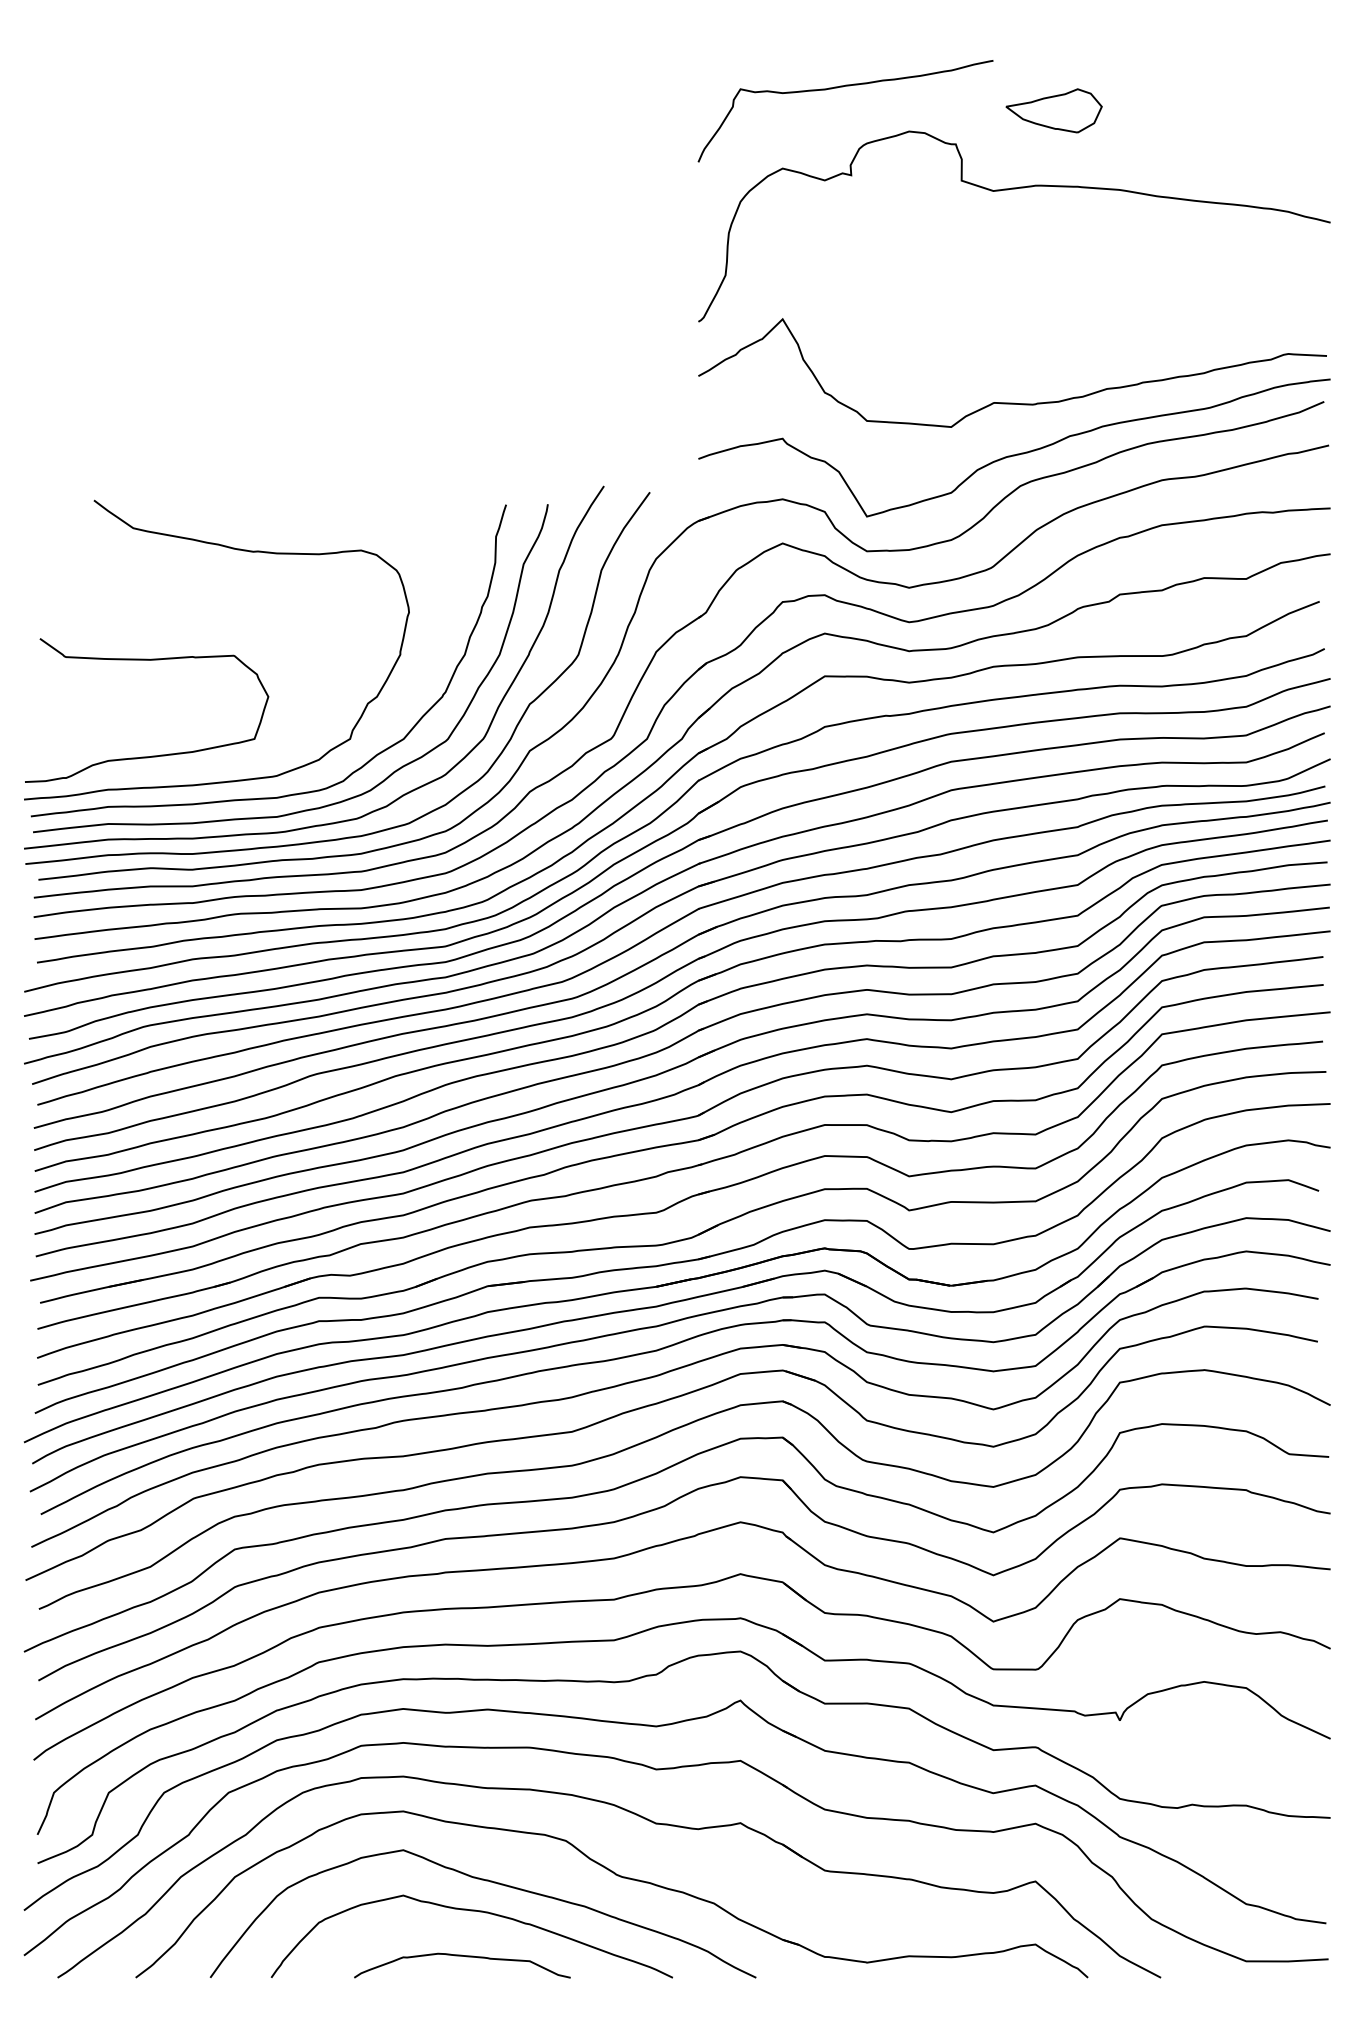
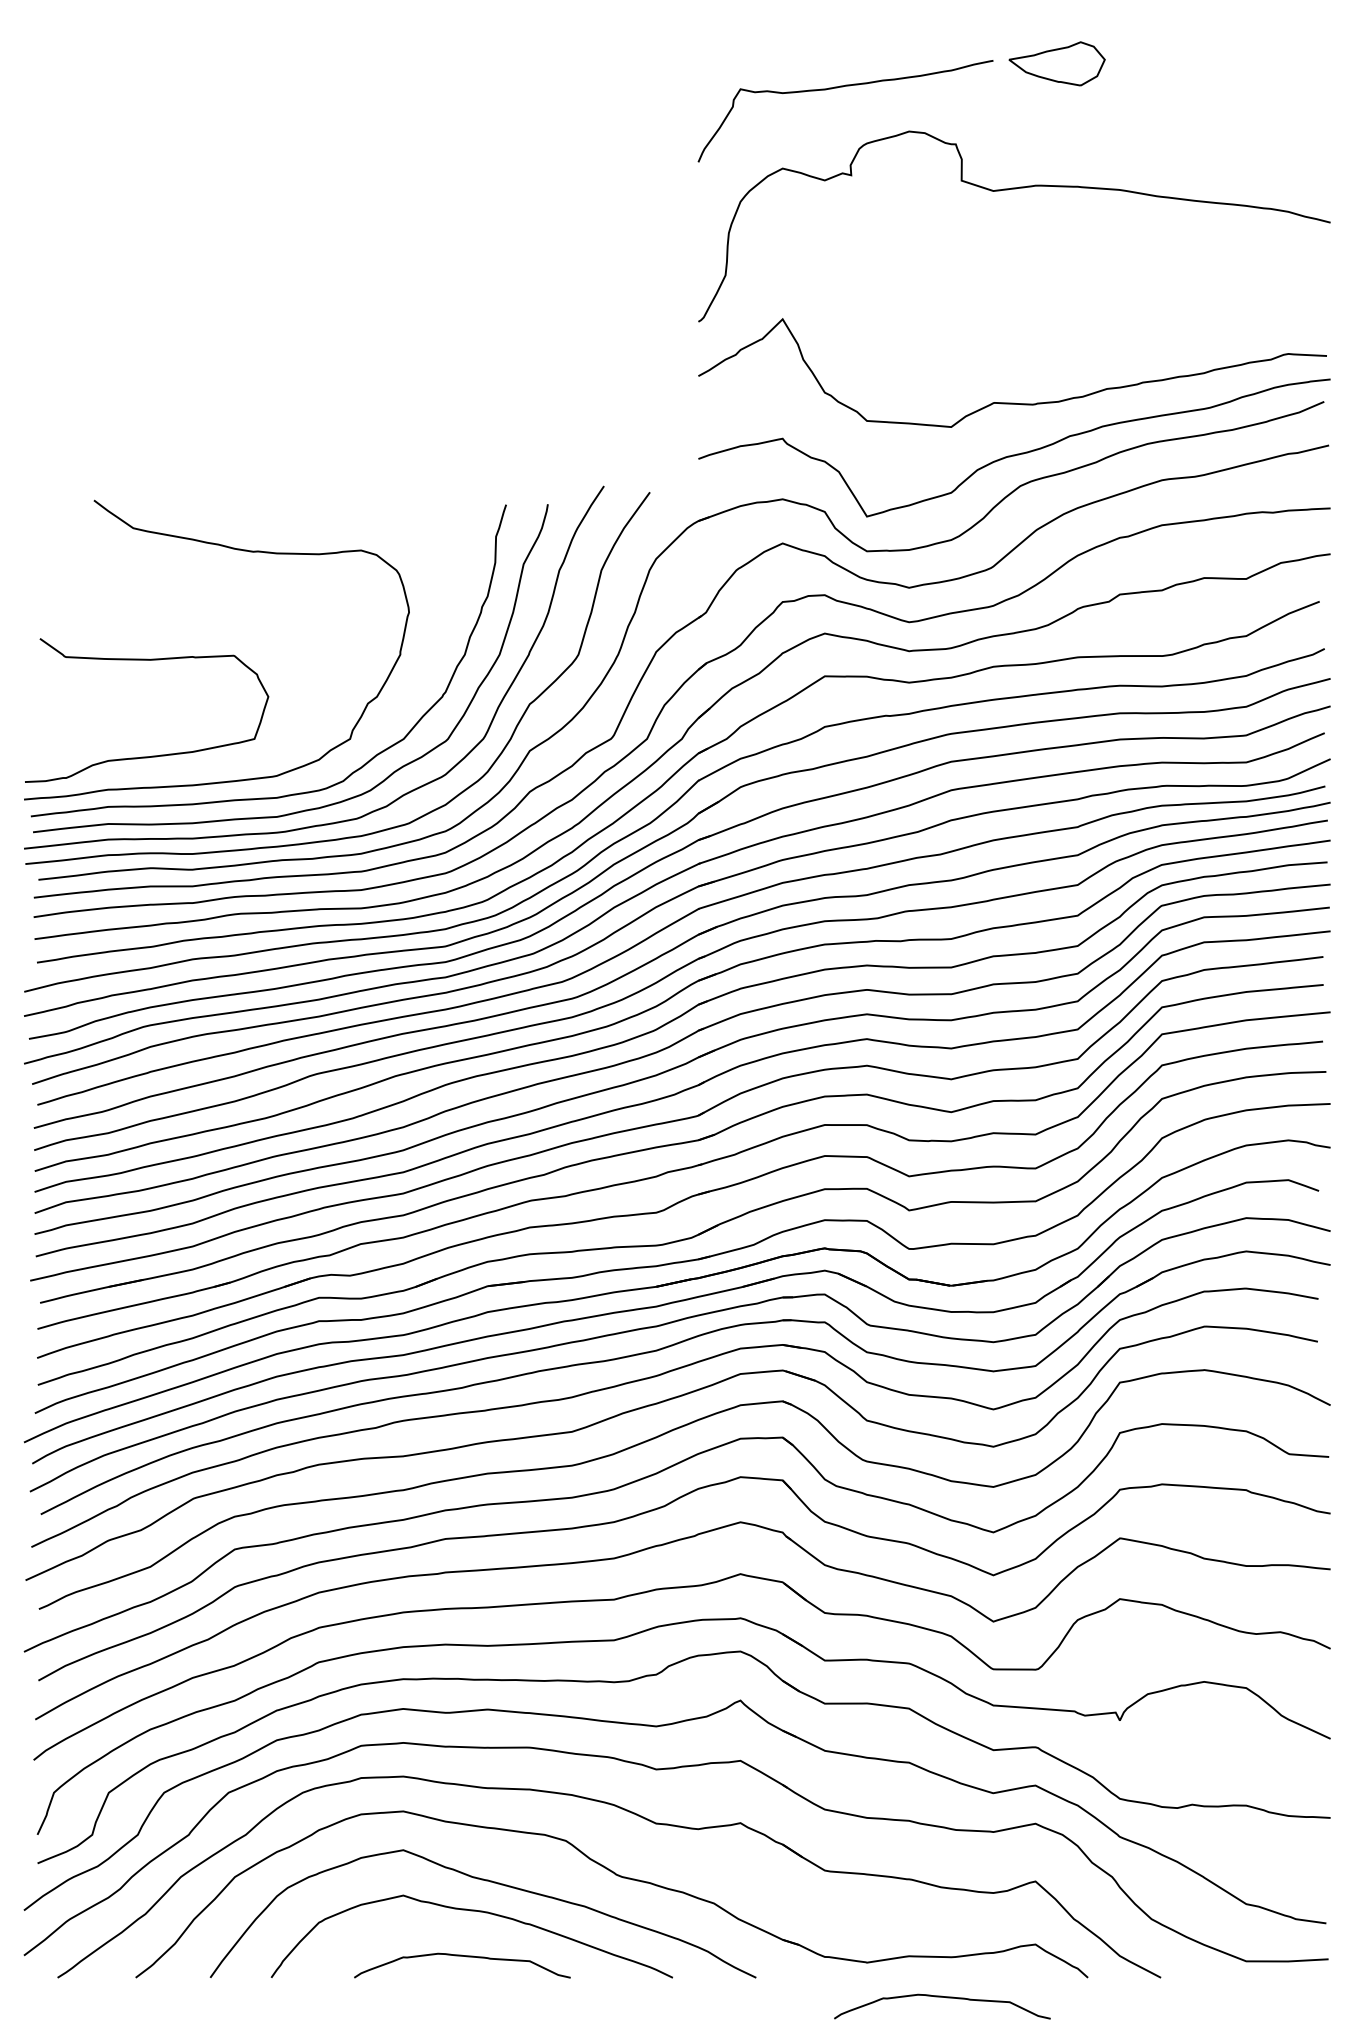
part position: (1053, 110) -> (1056, 63) (1056, 63)
curve: none -> present (946, 1998)
